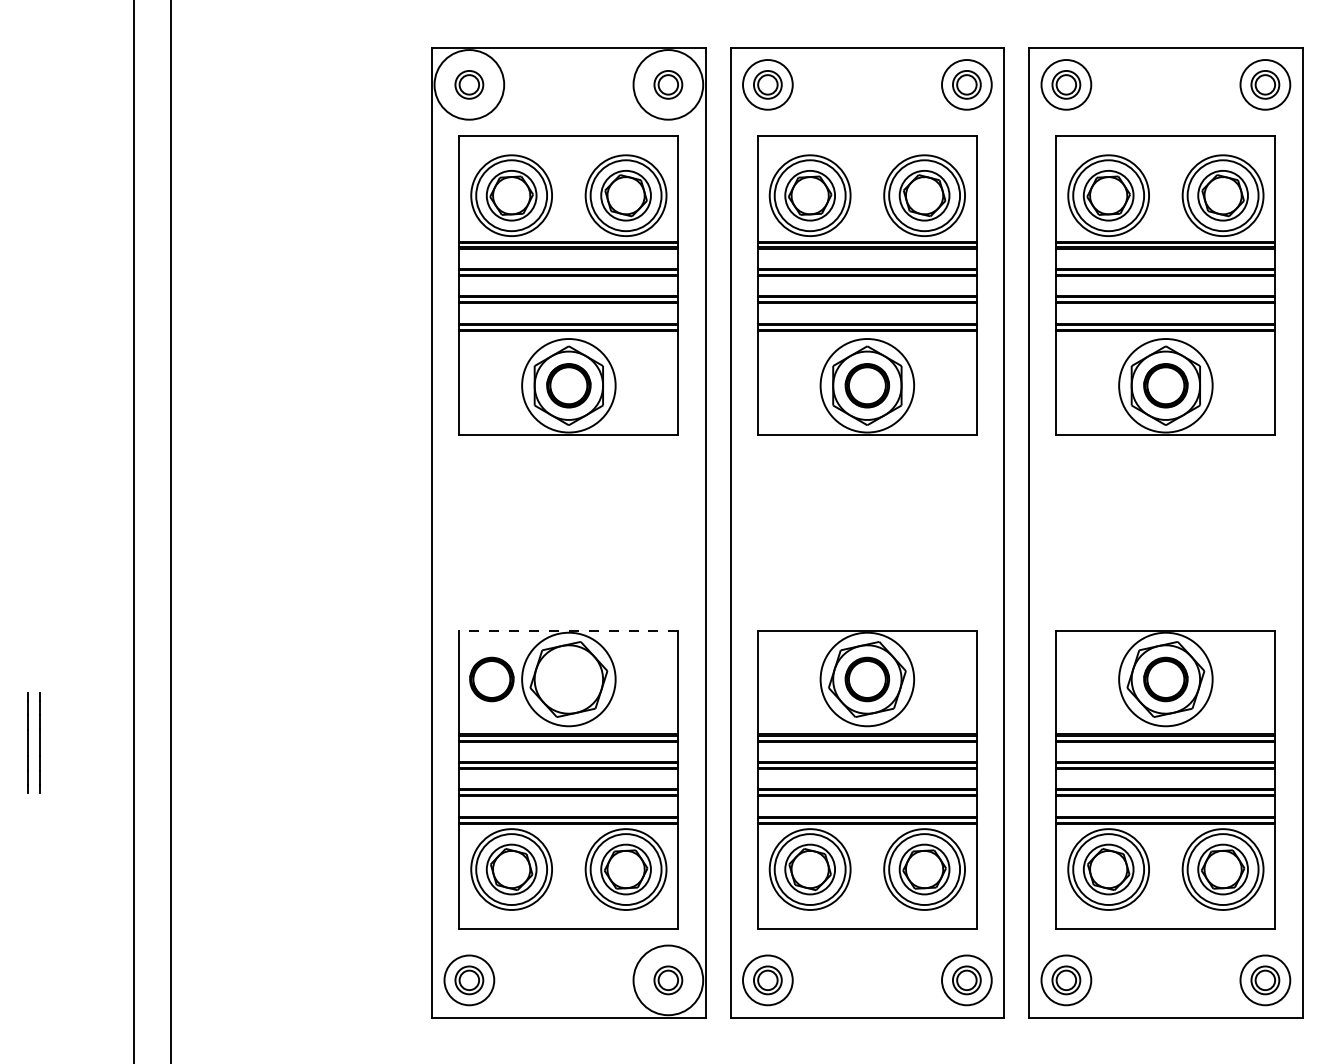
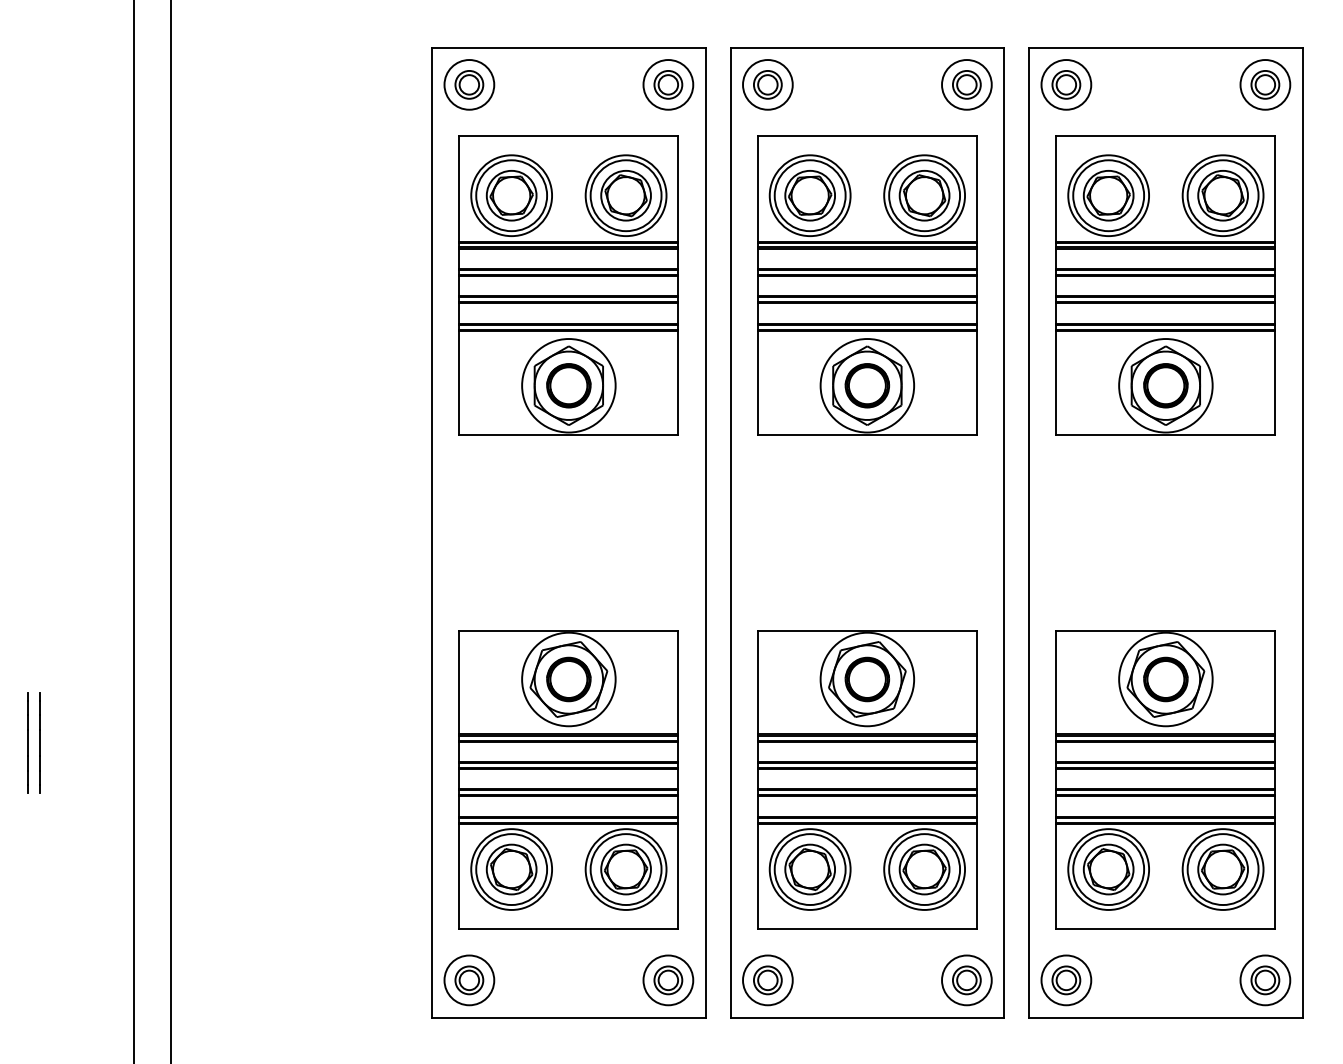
circle diameter: 70 px -> 50 px (469, 84)
circle diameter: 70 px -> 50 px (668, 84)
line: dashed -> solid (568, 630)
part position: (491, 679) -> (568, 679) (568, 679)
circle diameter: 70 px -> 50 px (668, 980)
